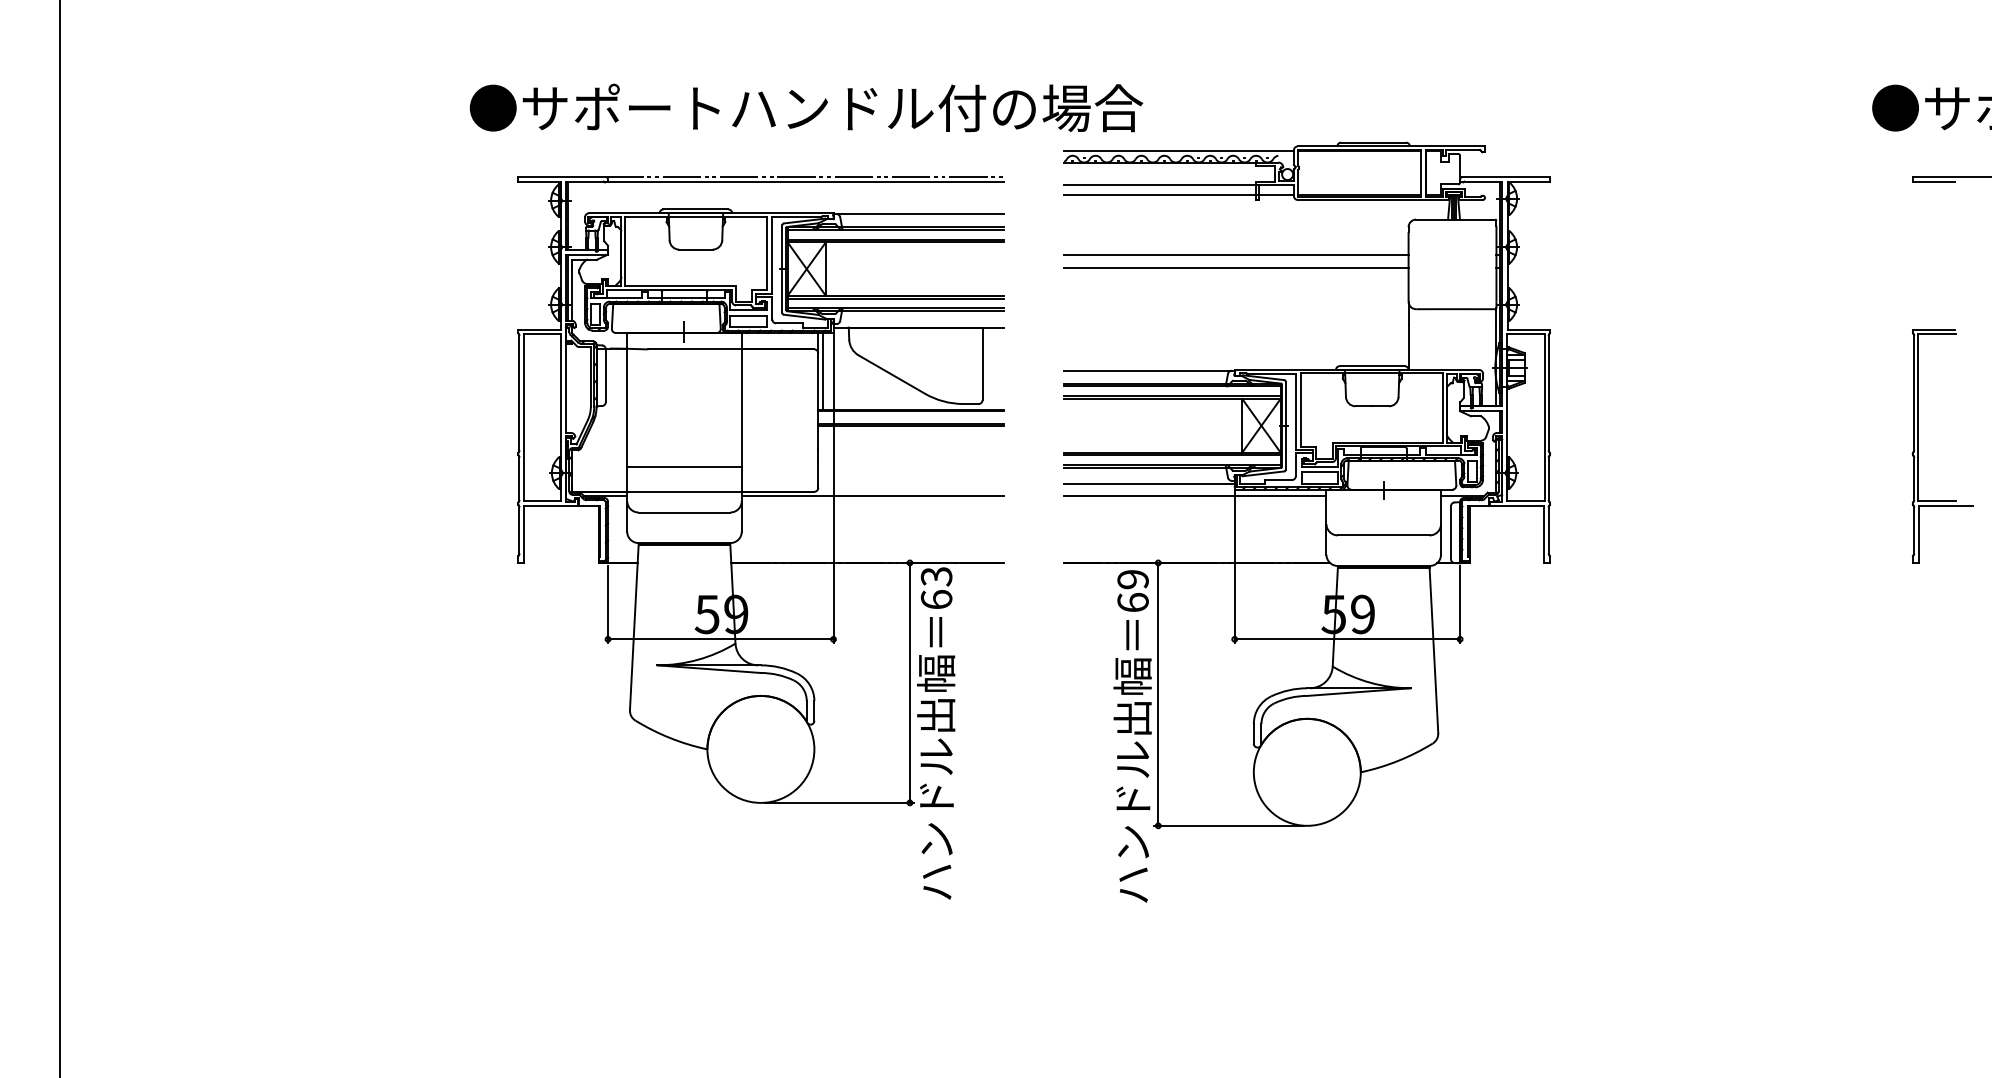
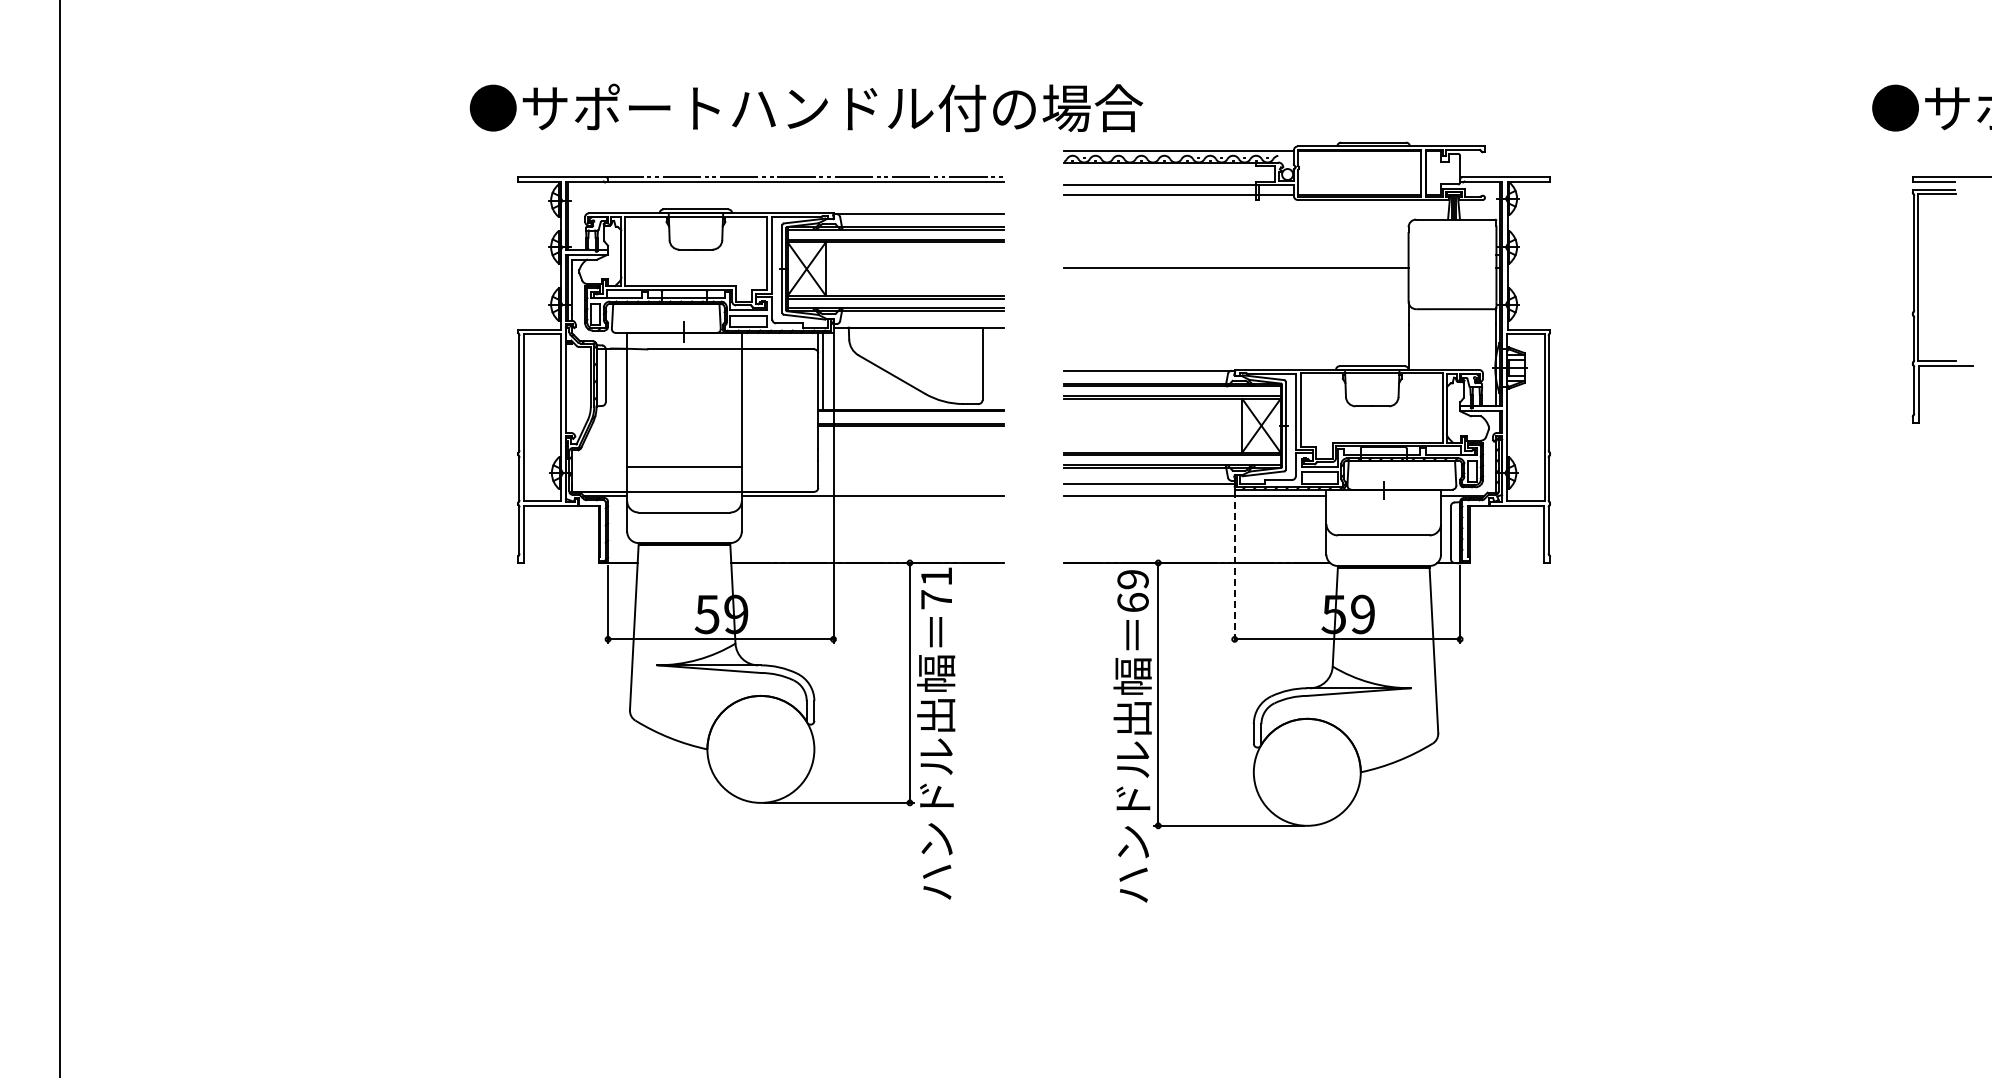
line: present -> none (1236, 254)
part position: (1918, 446) -> (1918, 306) (1918, 306)
line: solid -> dashed (1234, 567)
text: 63 -> 71 (936, 588)
